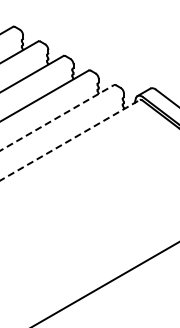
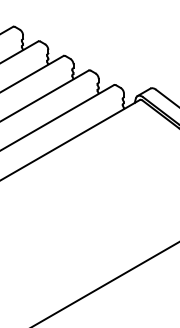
line: dashed -> solid (57, 117)
line: dashed -> solid (70, 139)
